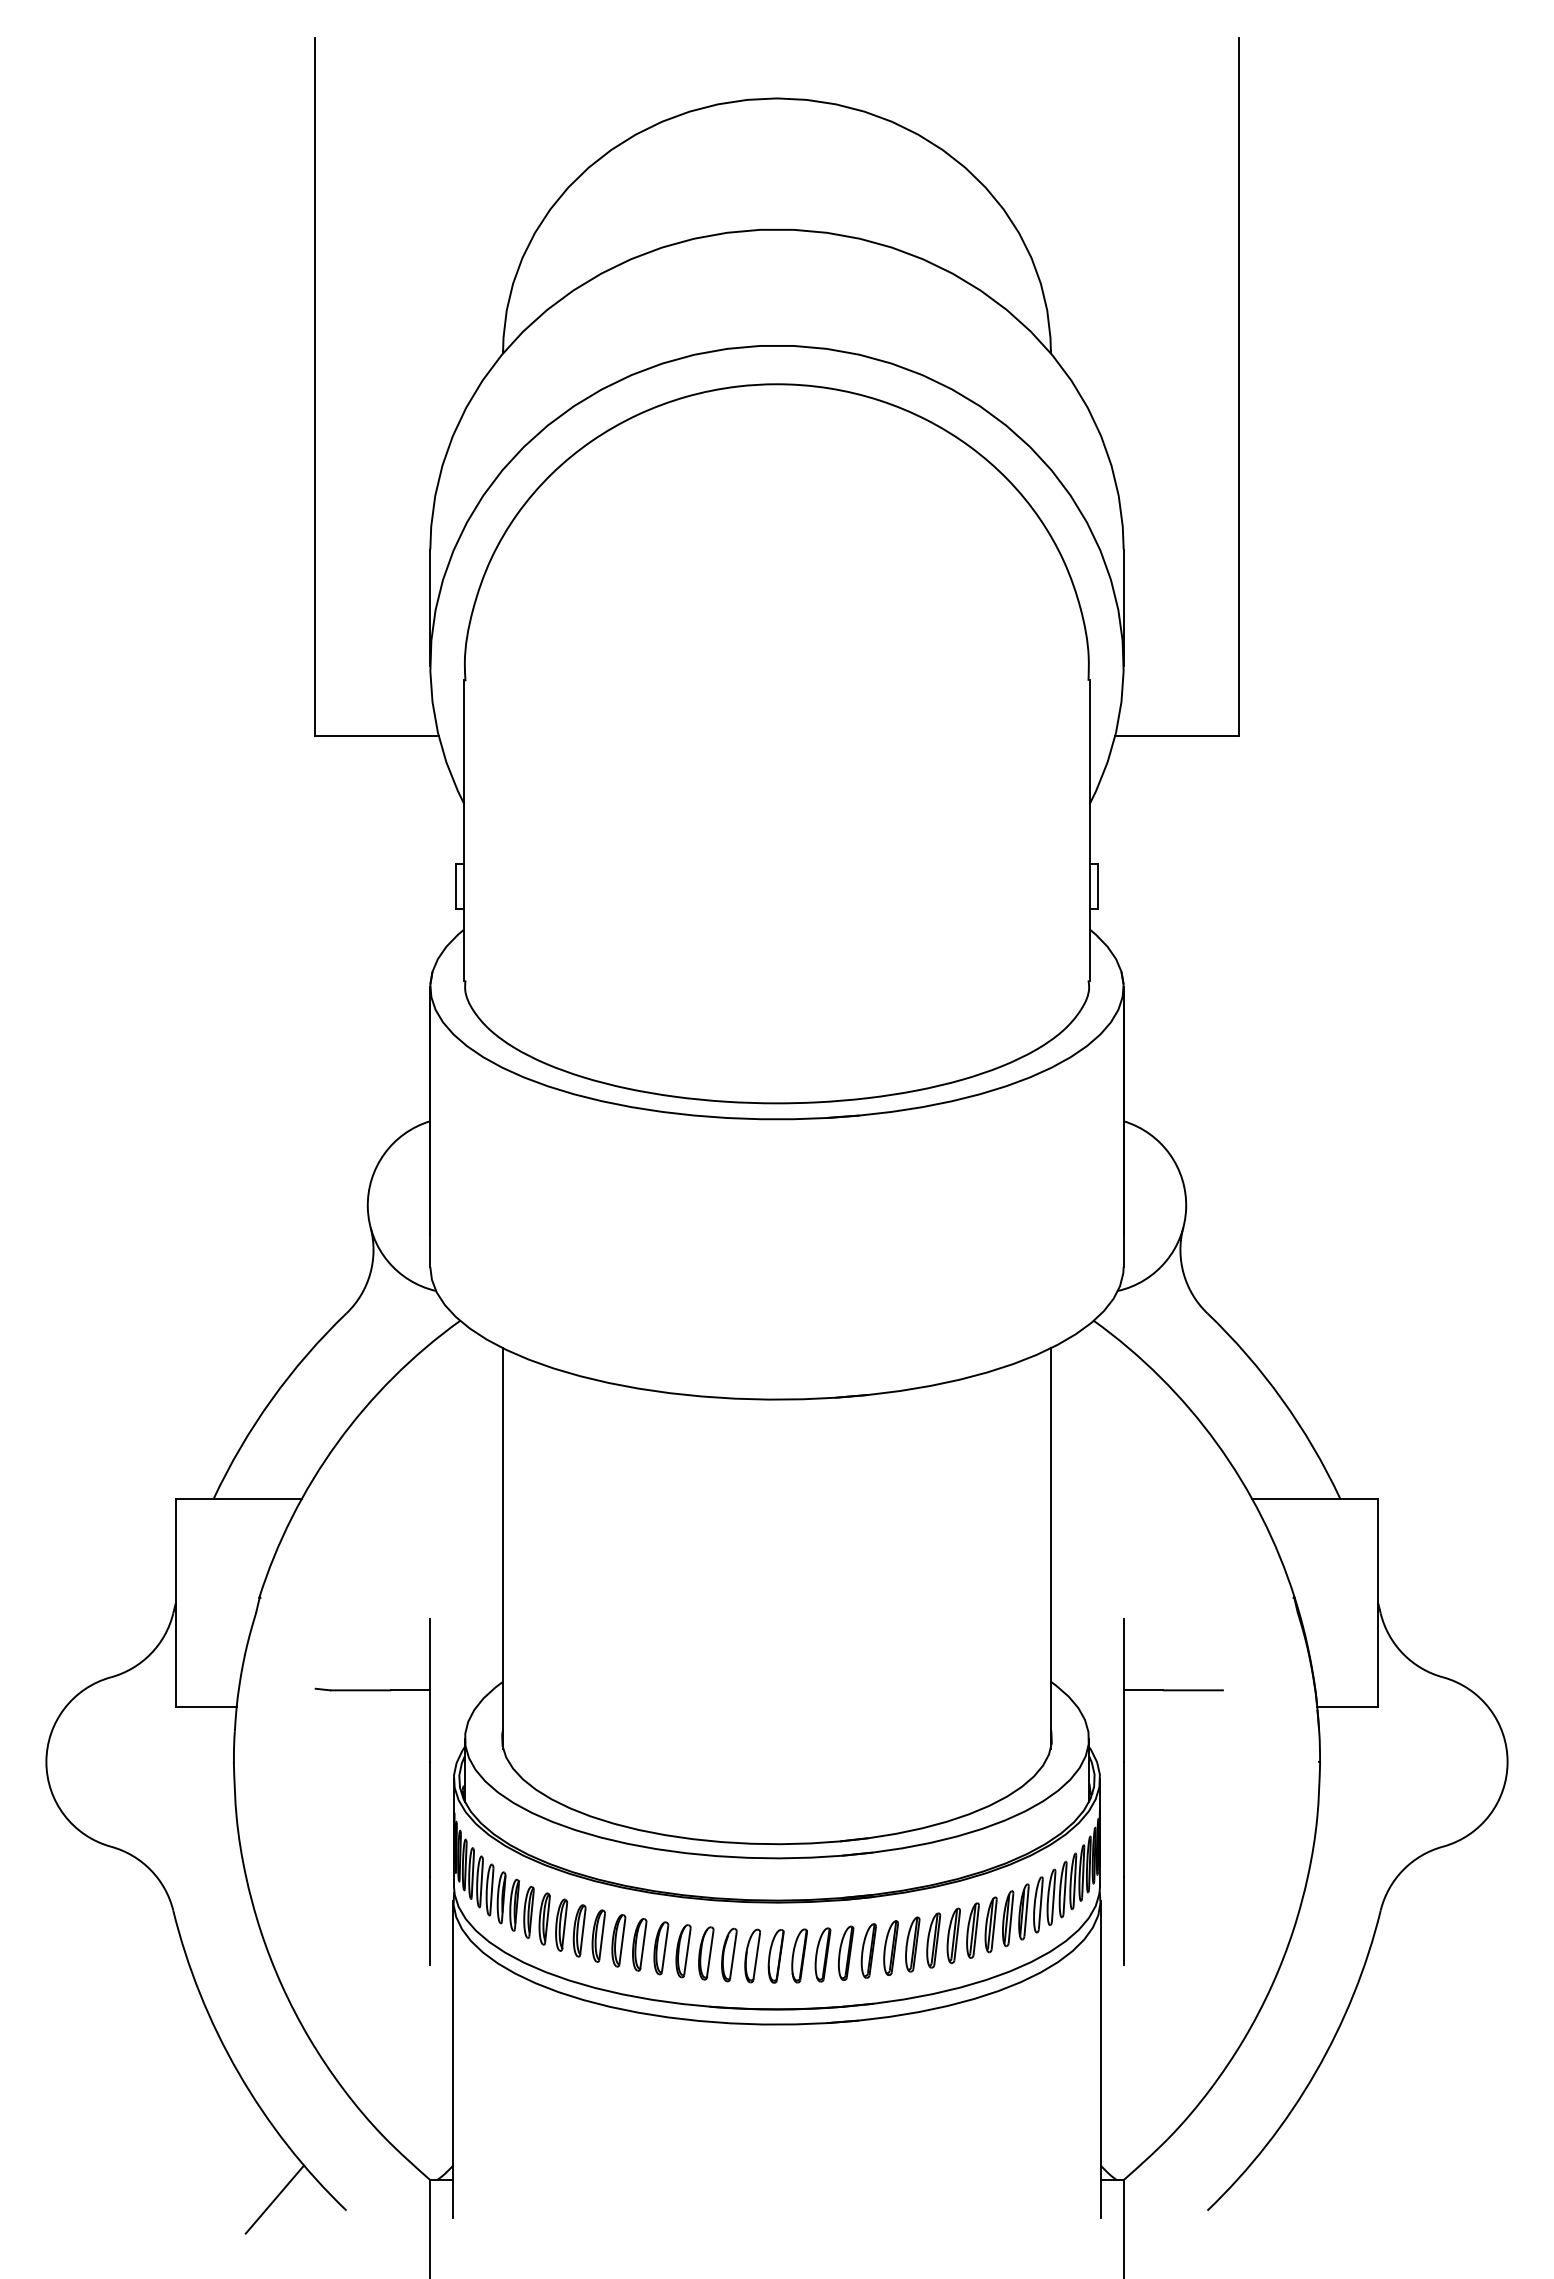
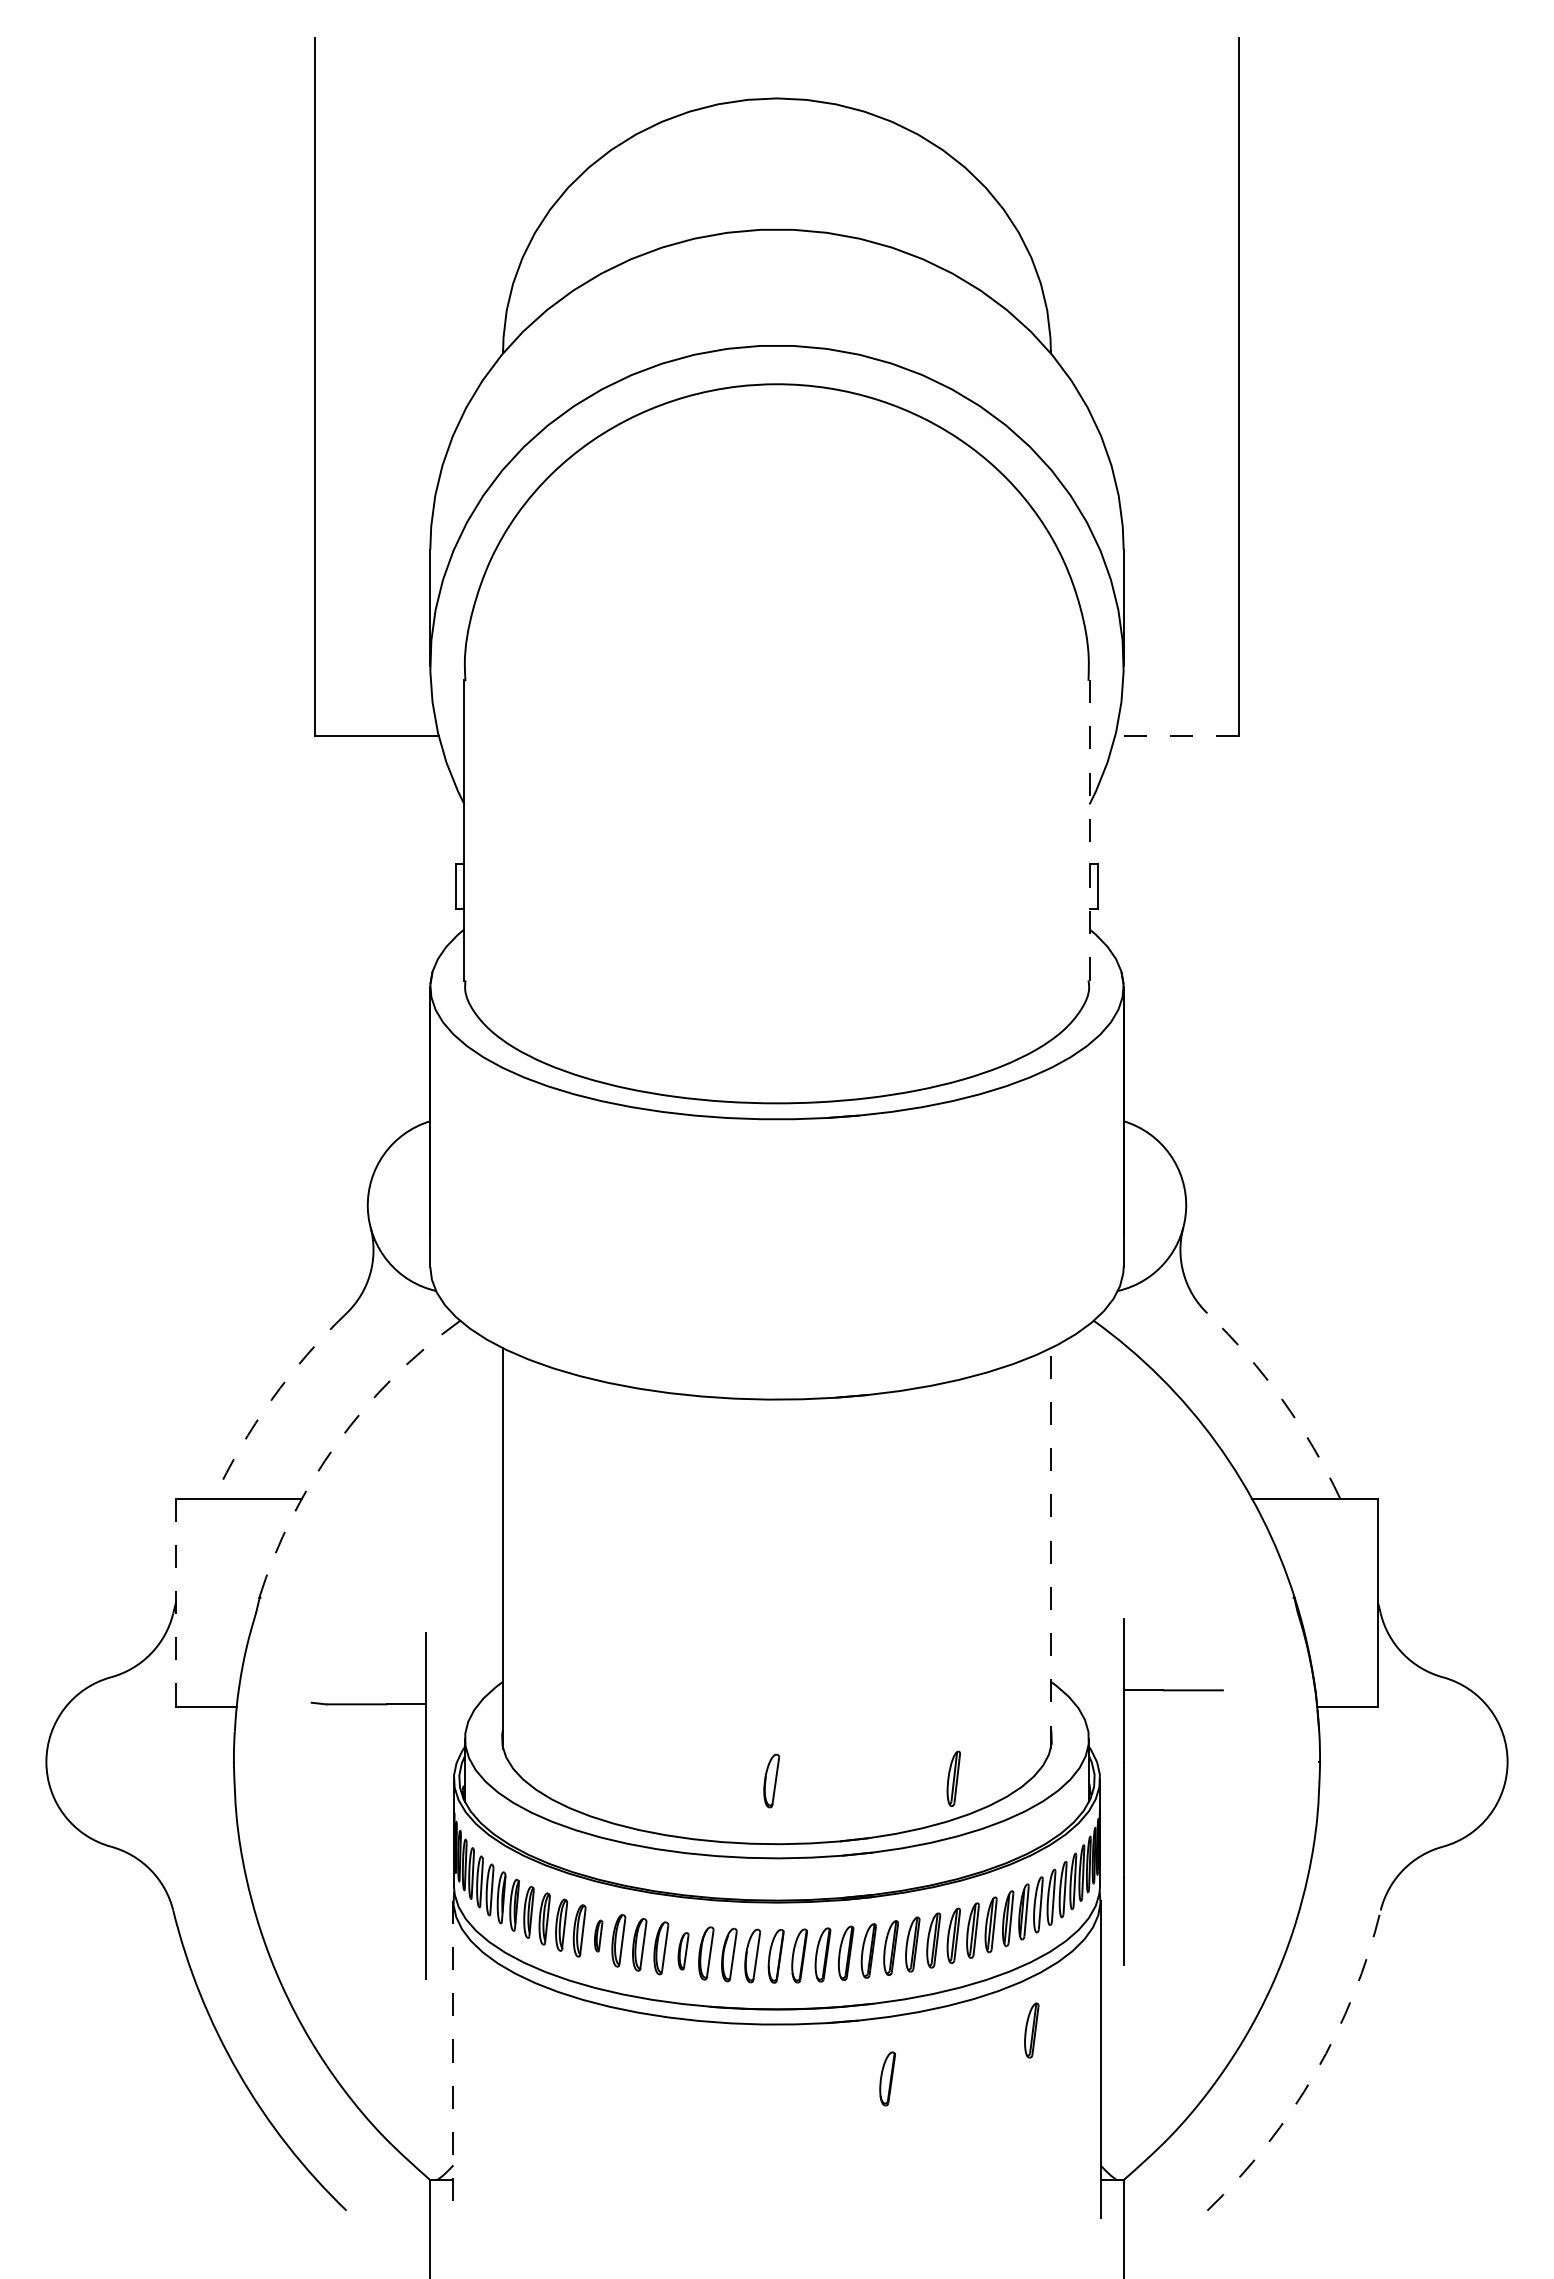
line: solid -> dashed (1177, 735)
line: solid -> dashed (1089, 829)
arc: solid -> dashed (271, 1399)
arc: solid -> dashed (1282, 1399)
arc: solid -> dashed (337, 1443)
line: solid -> dashed (1050, 1547)
line: solid -> dashed (176, 1602)
part: none -> present (953, 1778)
part: none -> present (771, 1780)
part position: (429, 1791) -> (425, 1805) (425, 1805)
part size: 15x54 px -> 10x34 px (598, 1935)
part size: 17x55 px -> 13x39 px (683, 1951)
part: none -> present (1031, 2030)
line: solid -> dashed (453, 2059)
arc: solid -> dashed (1315, 2072)
part: none -> present (887, 2078)
line: present -> none (274, 2199)
